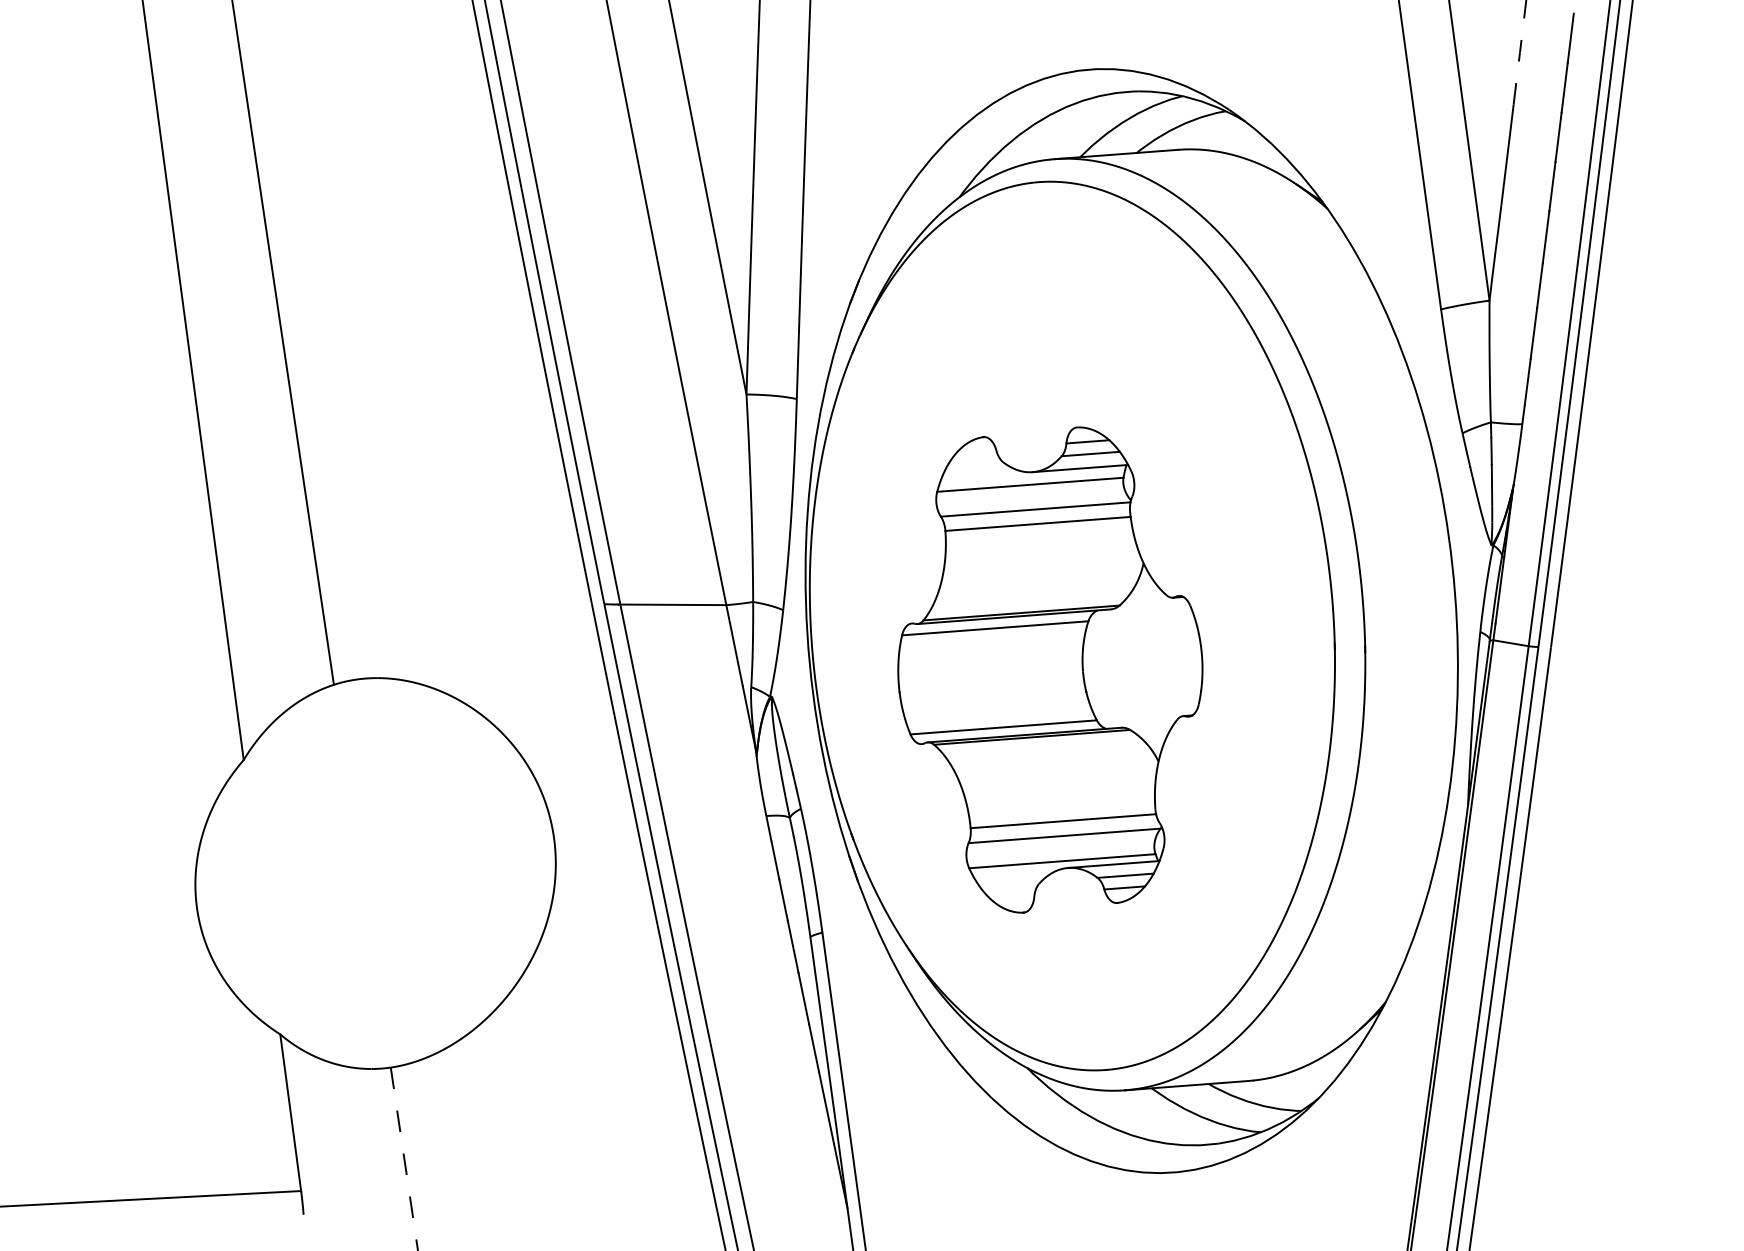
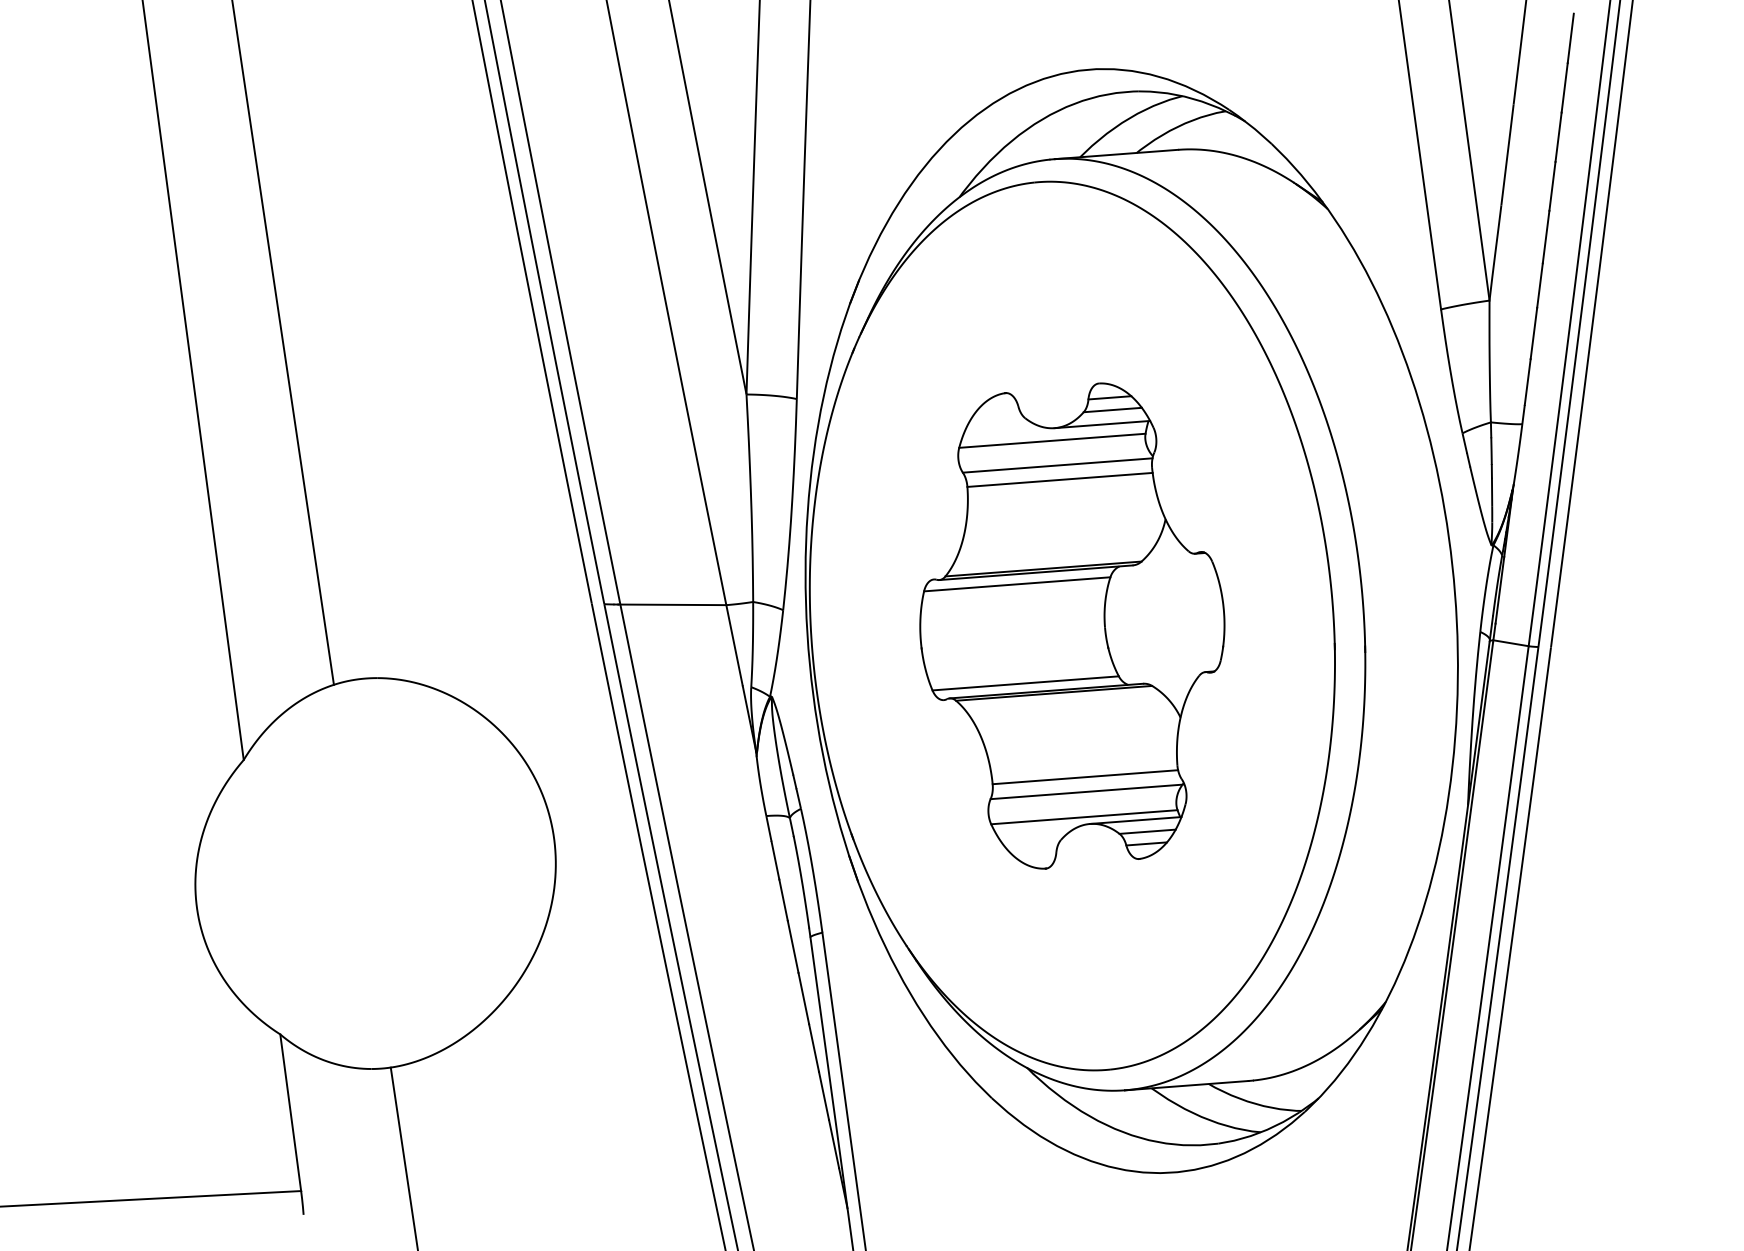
line: dashed -> solid (1520, 52)
part position: (1050, 669) -> (1072, 625) (1072, 625)
line: dashed -> solid (404, 1159)
